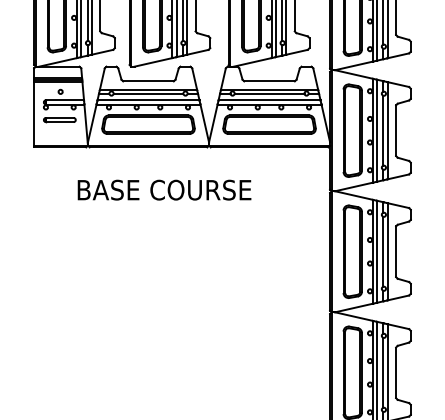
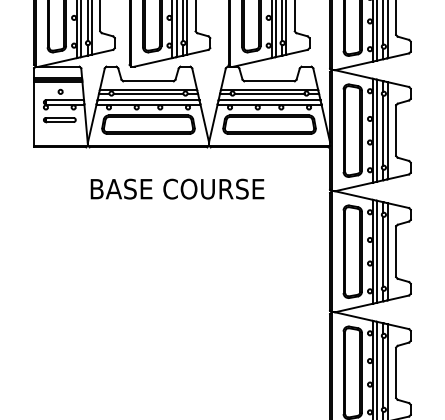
text position: (164, 189) -> (177, 188) (177, 188)
